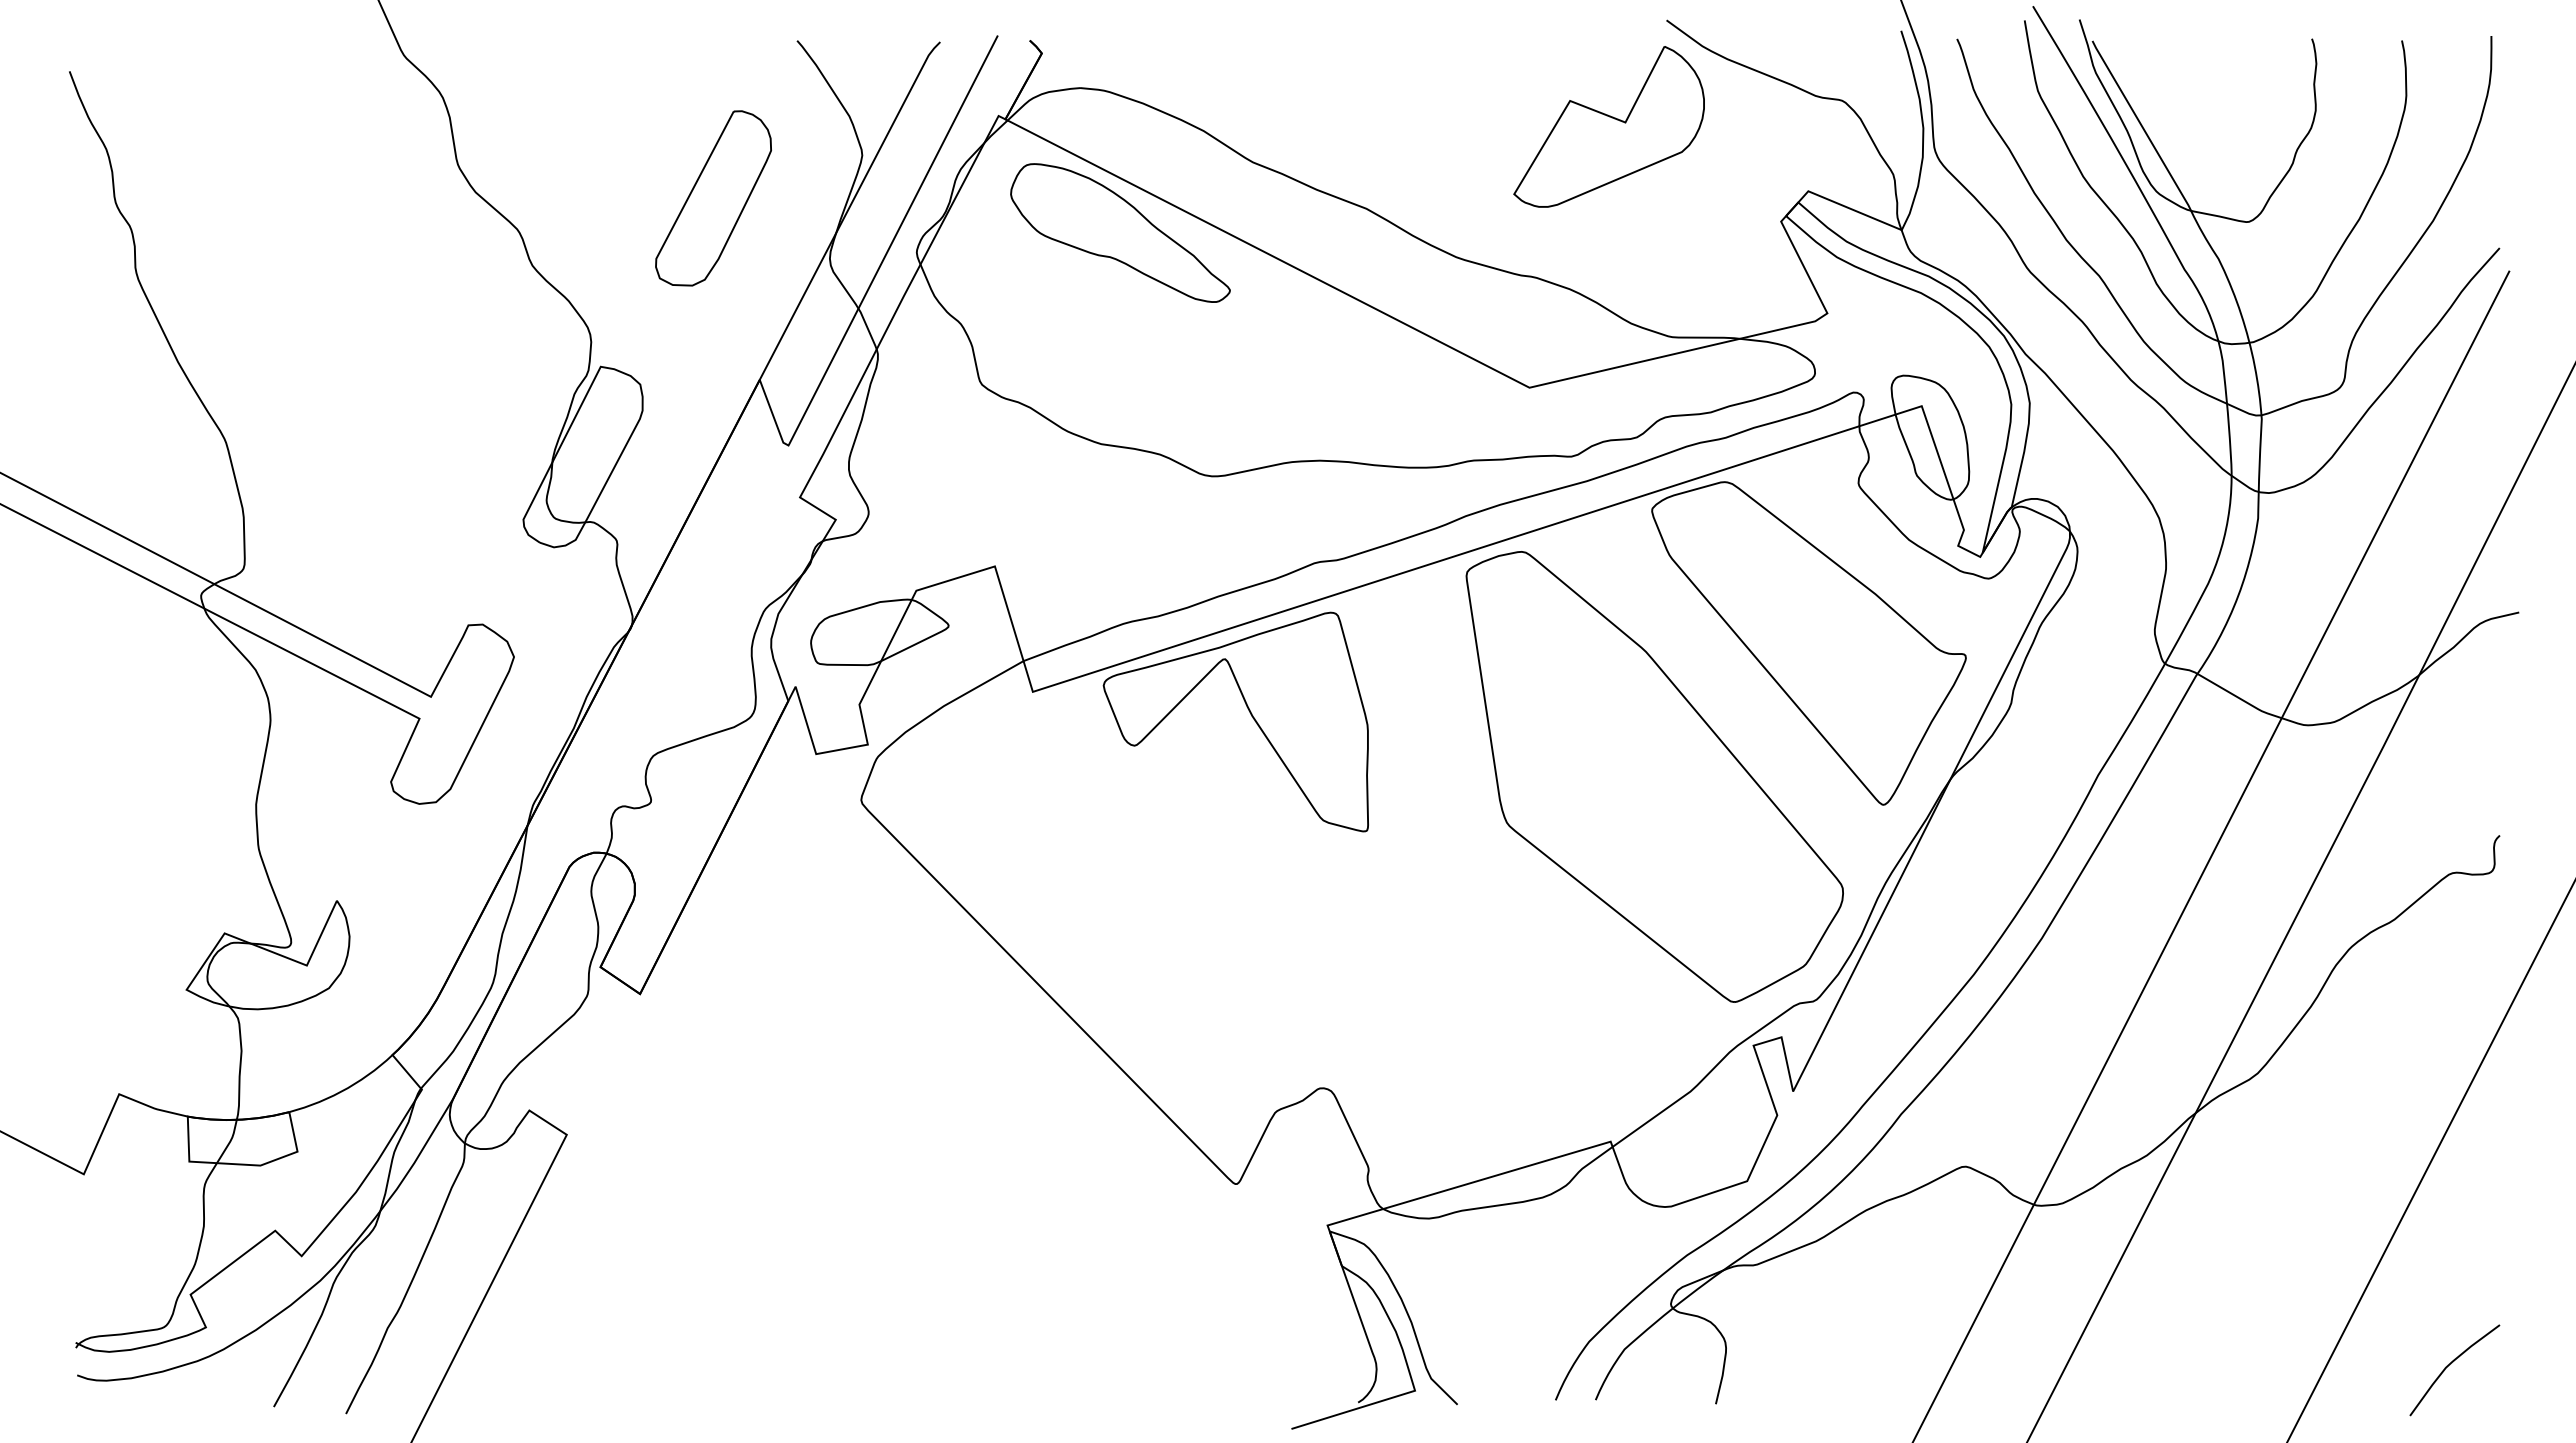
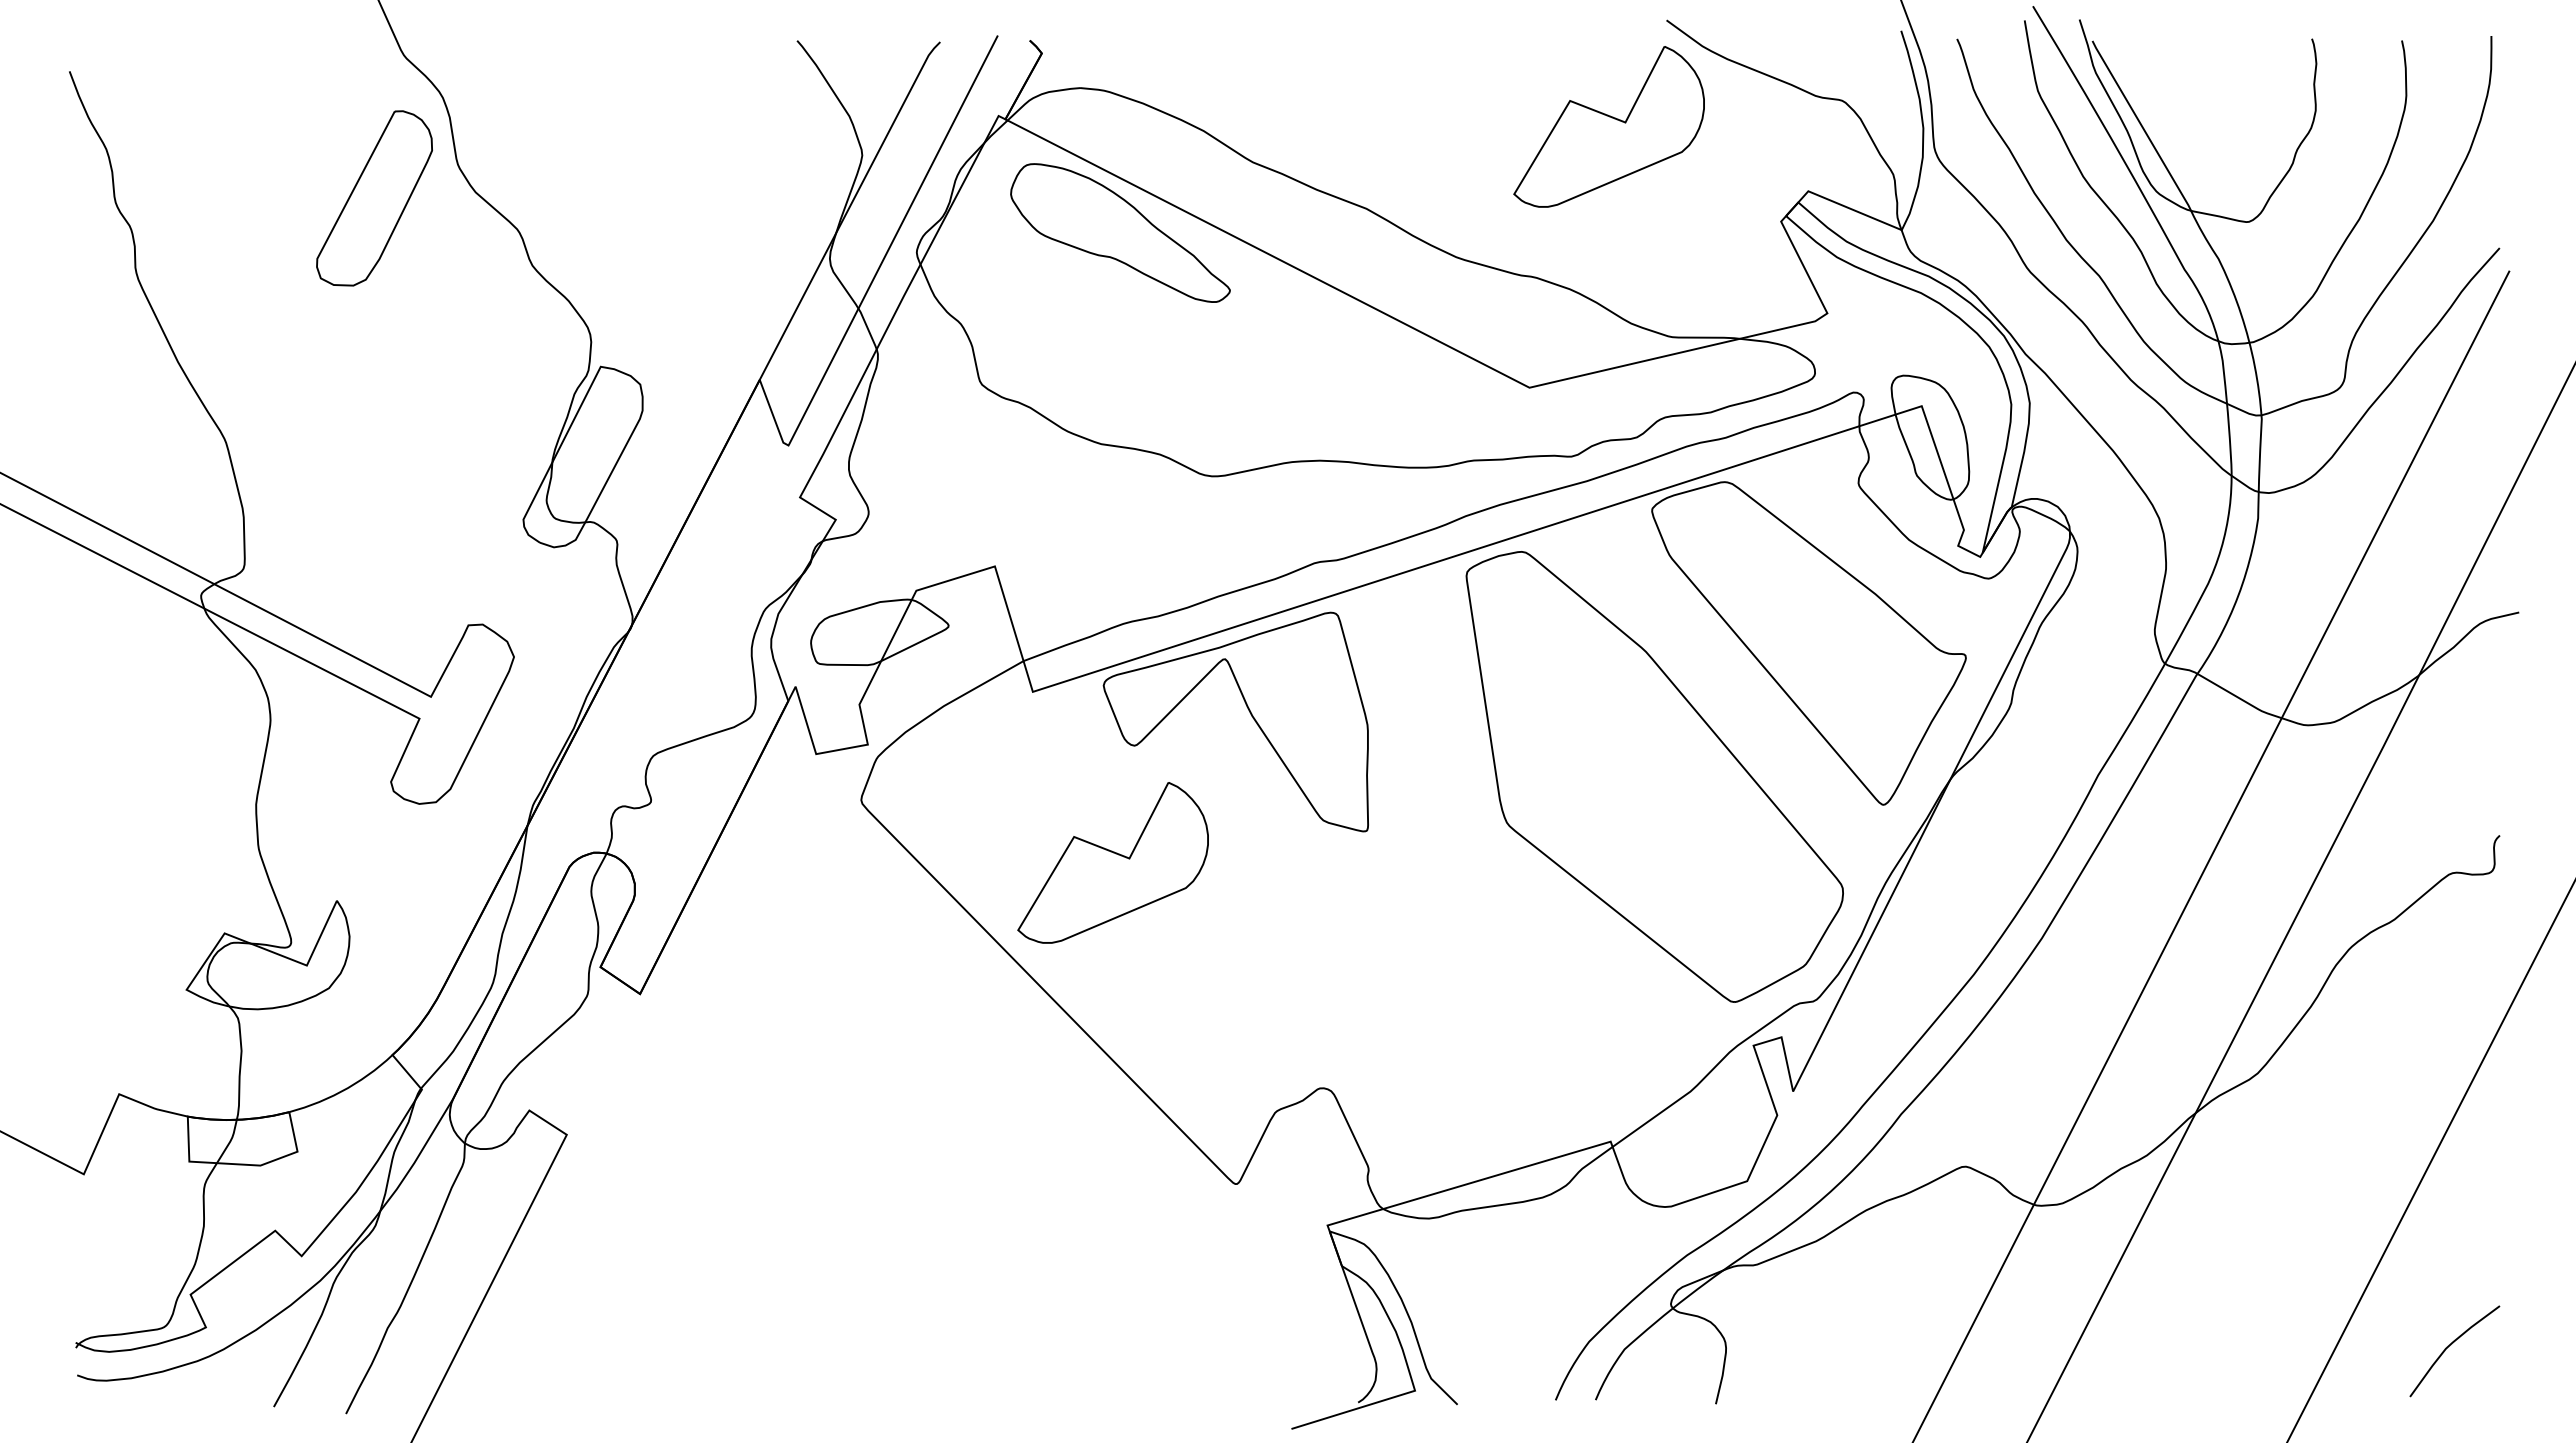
part position: (713, 198) -> (374, 198) (374, 198)
part: none -> present (1112, 862)
curve position: (2449, 1365) -> (2449, 1346) (2449, 1346)
